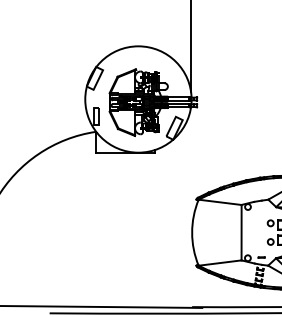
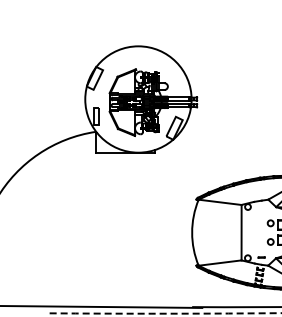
line: present -> none (191, 46)
arc: solid -> dashed (165, 313)
